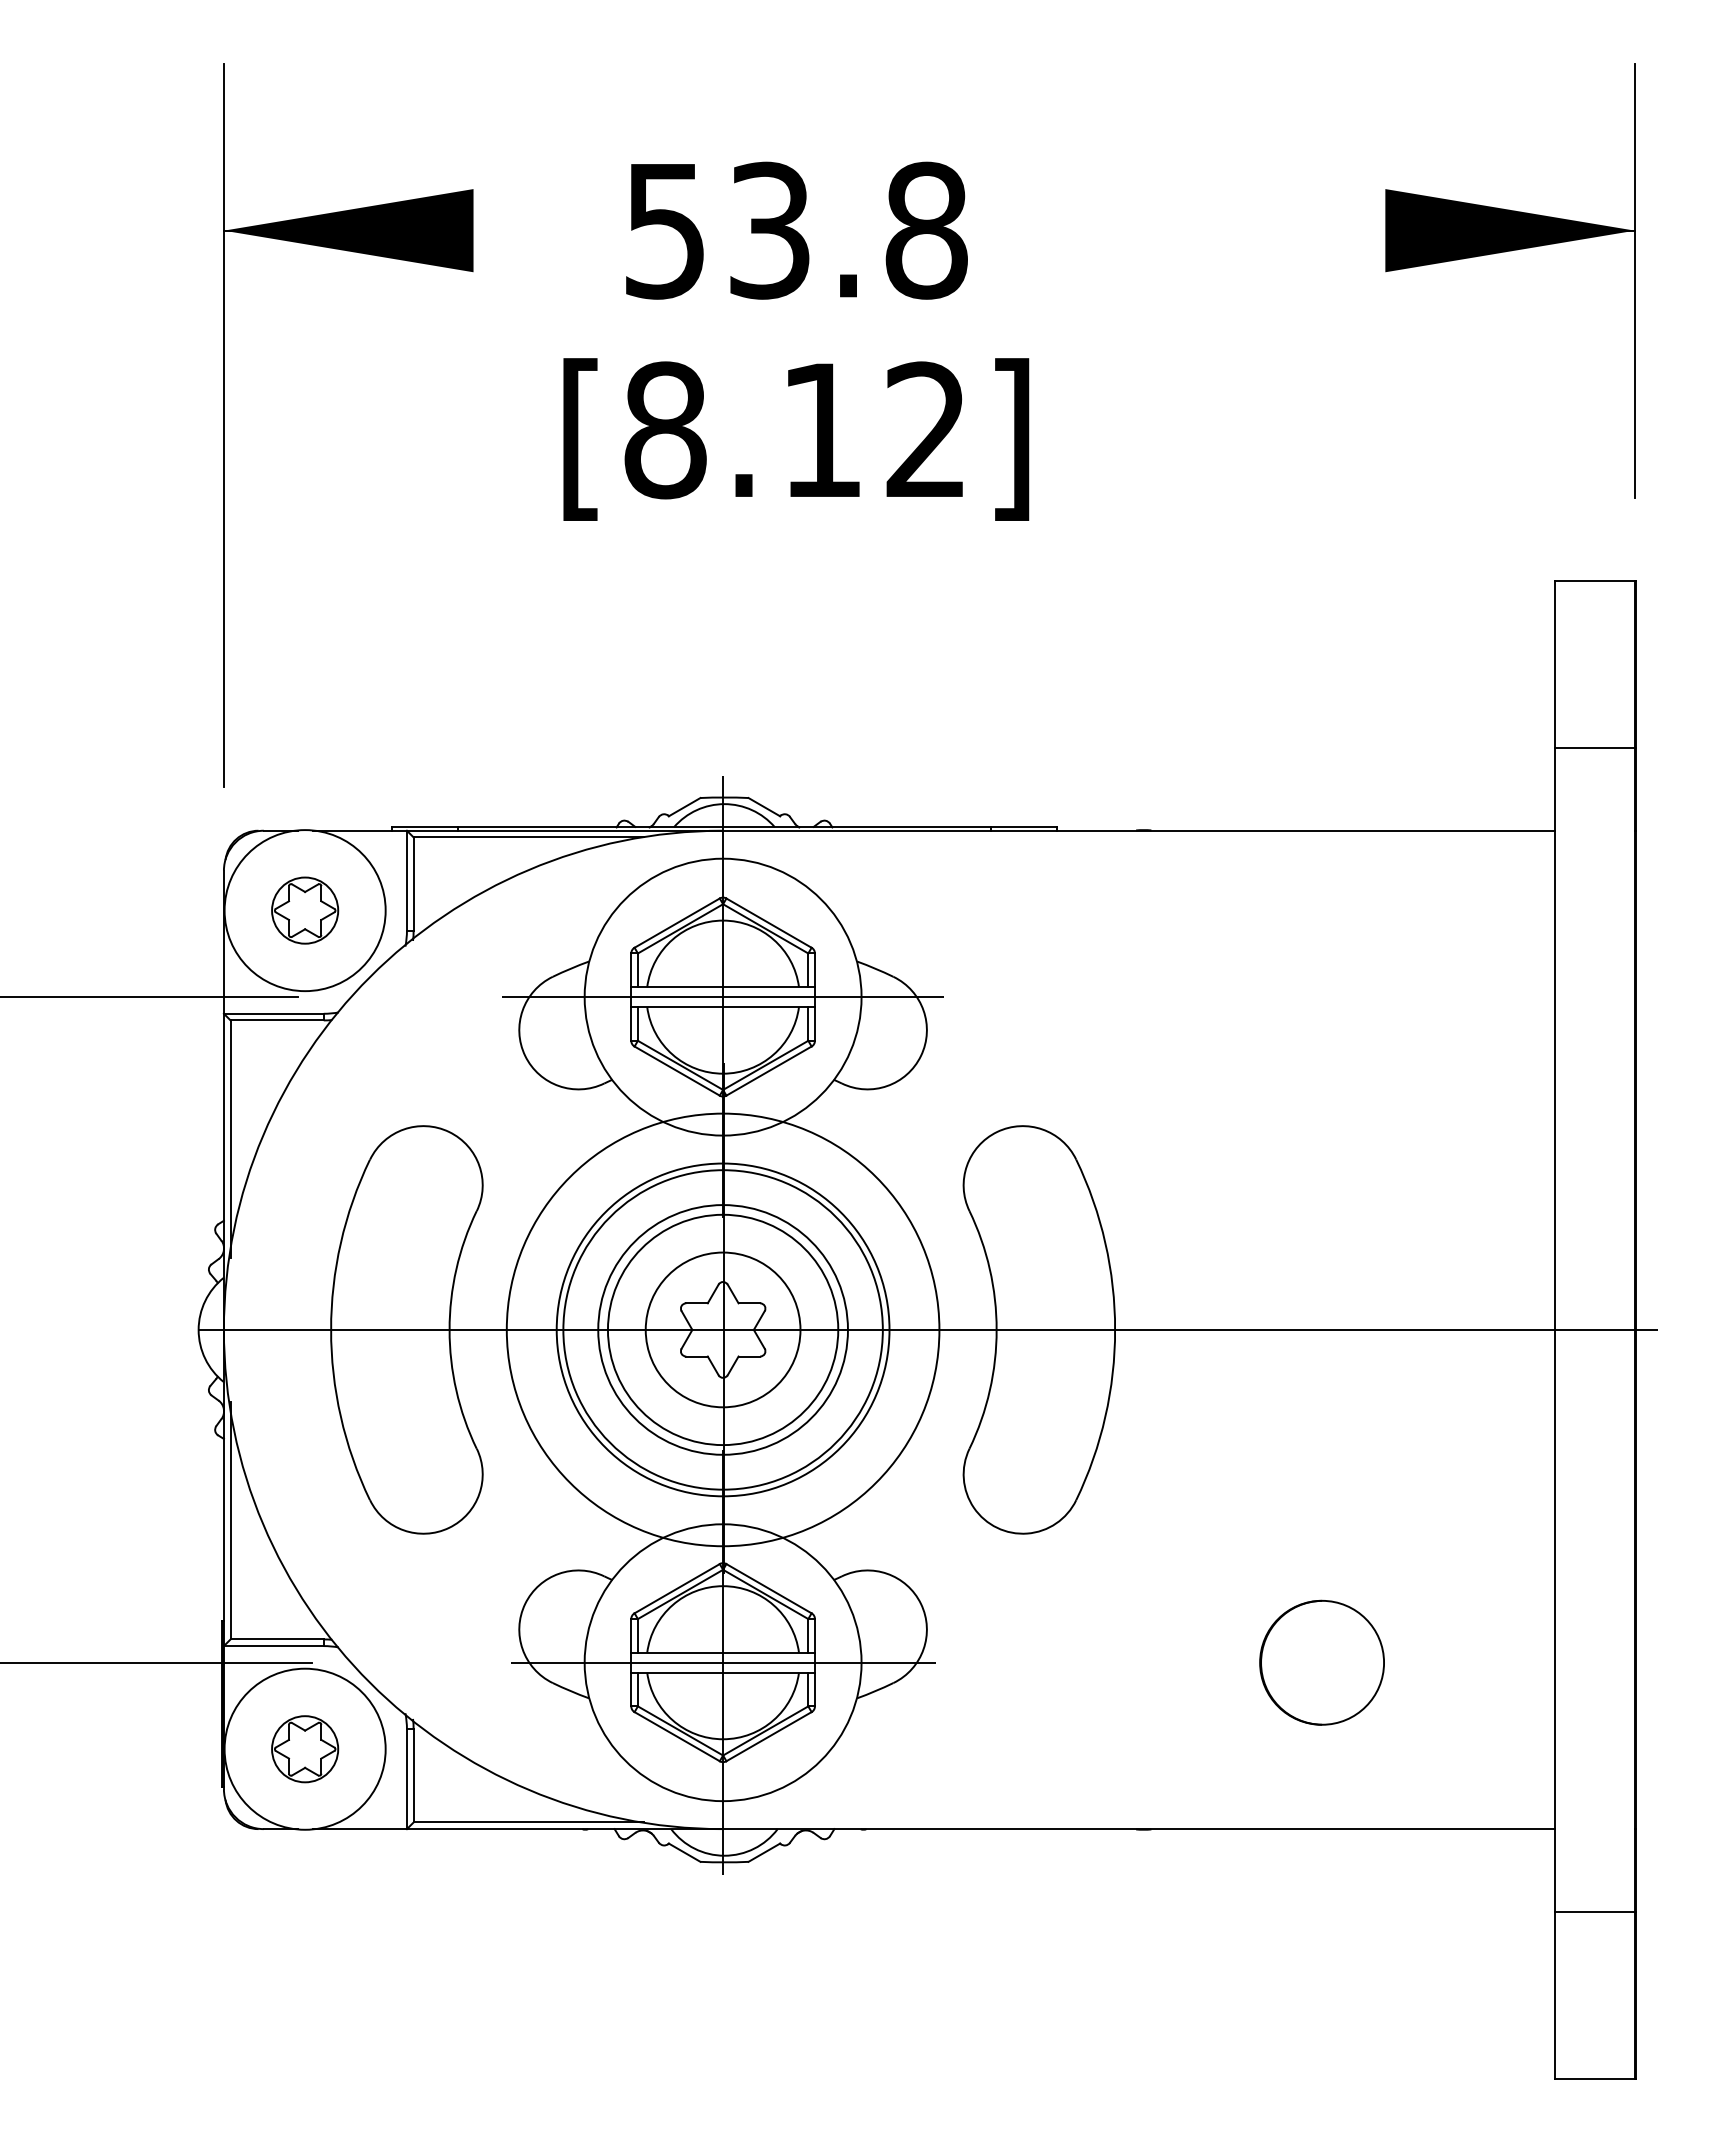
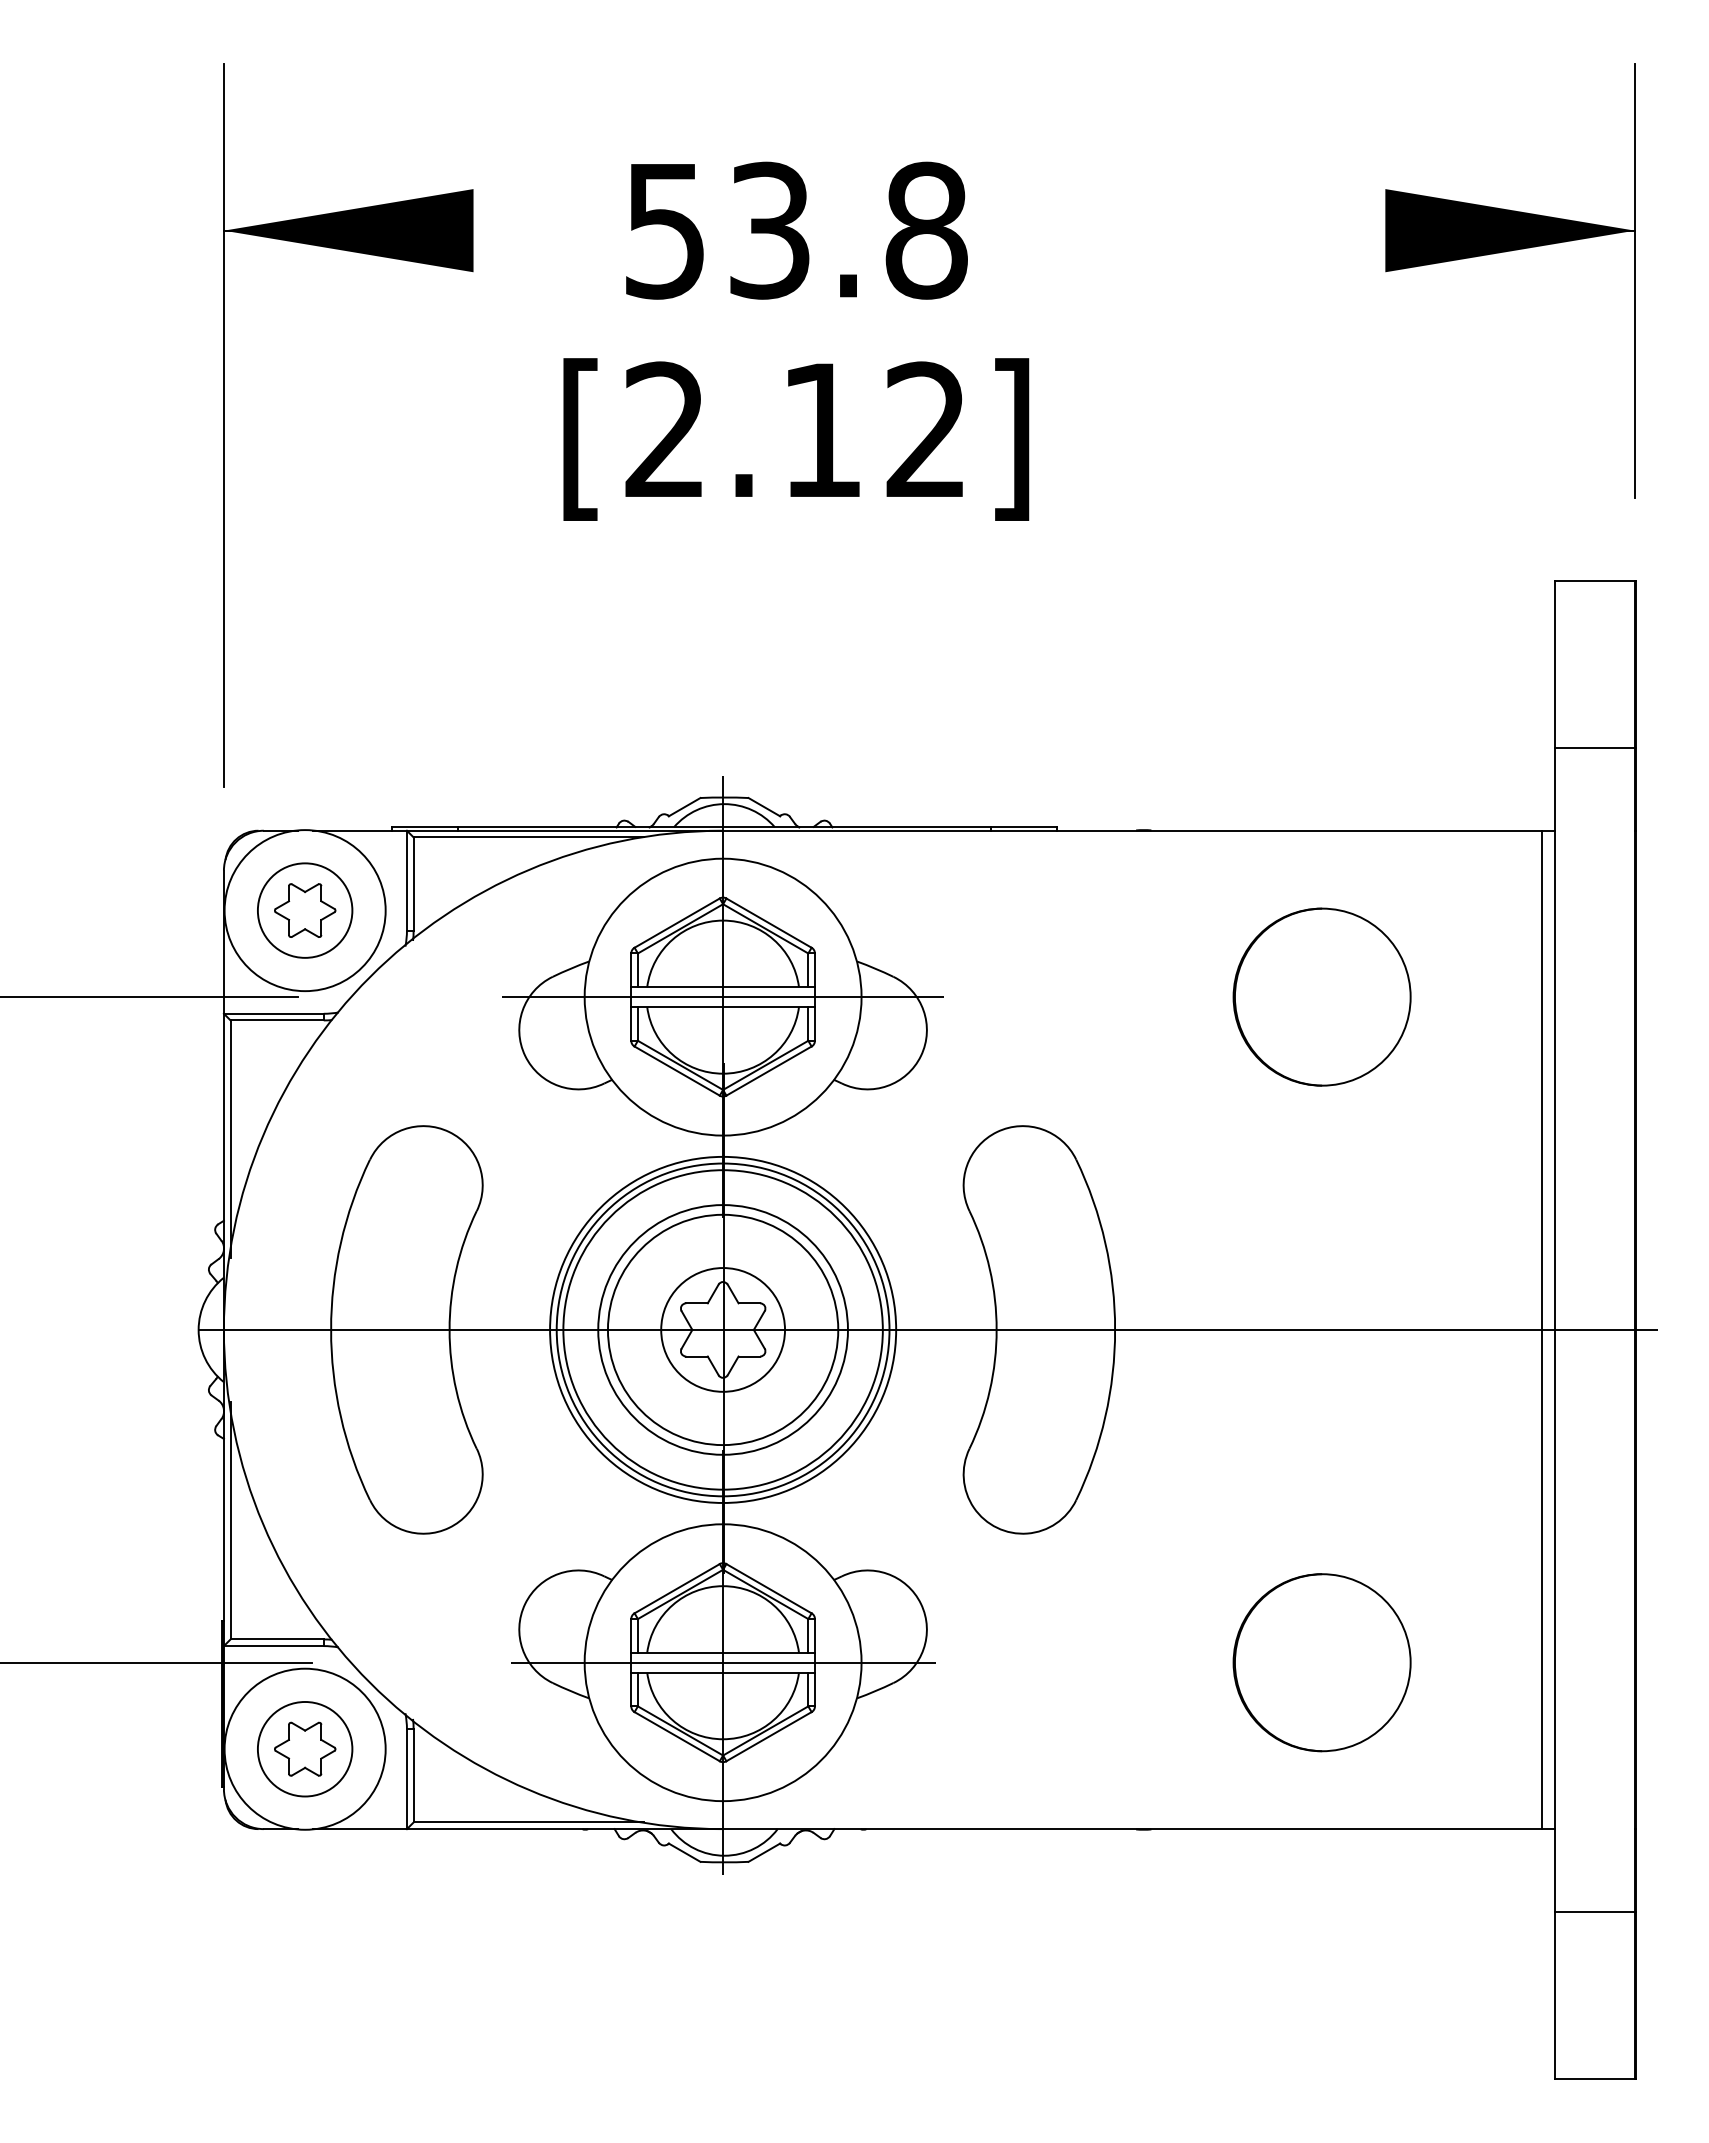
text: [8.12] -> [2.12] (665, 430)
circle diameter: 66 px -> 95 px (304, 910)
circle: none -> present (1321, 996)
circle diameter: 155 px -> 124 px (723, 1329)
circle diameter: 433 px -> 346 px (723, 1329)
line: none -> present (1541, 1329)
circle size: 126x127 px -> 180x180 px (1321, 1662)
circle diameter: 66 px -> 95 px (304, 1748)
